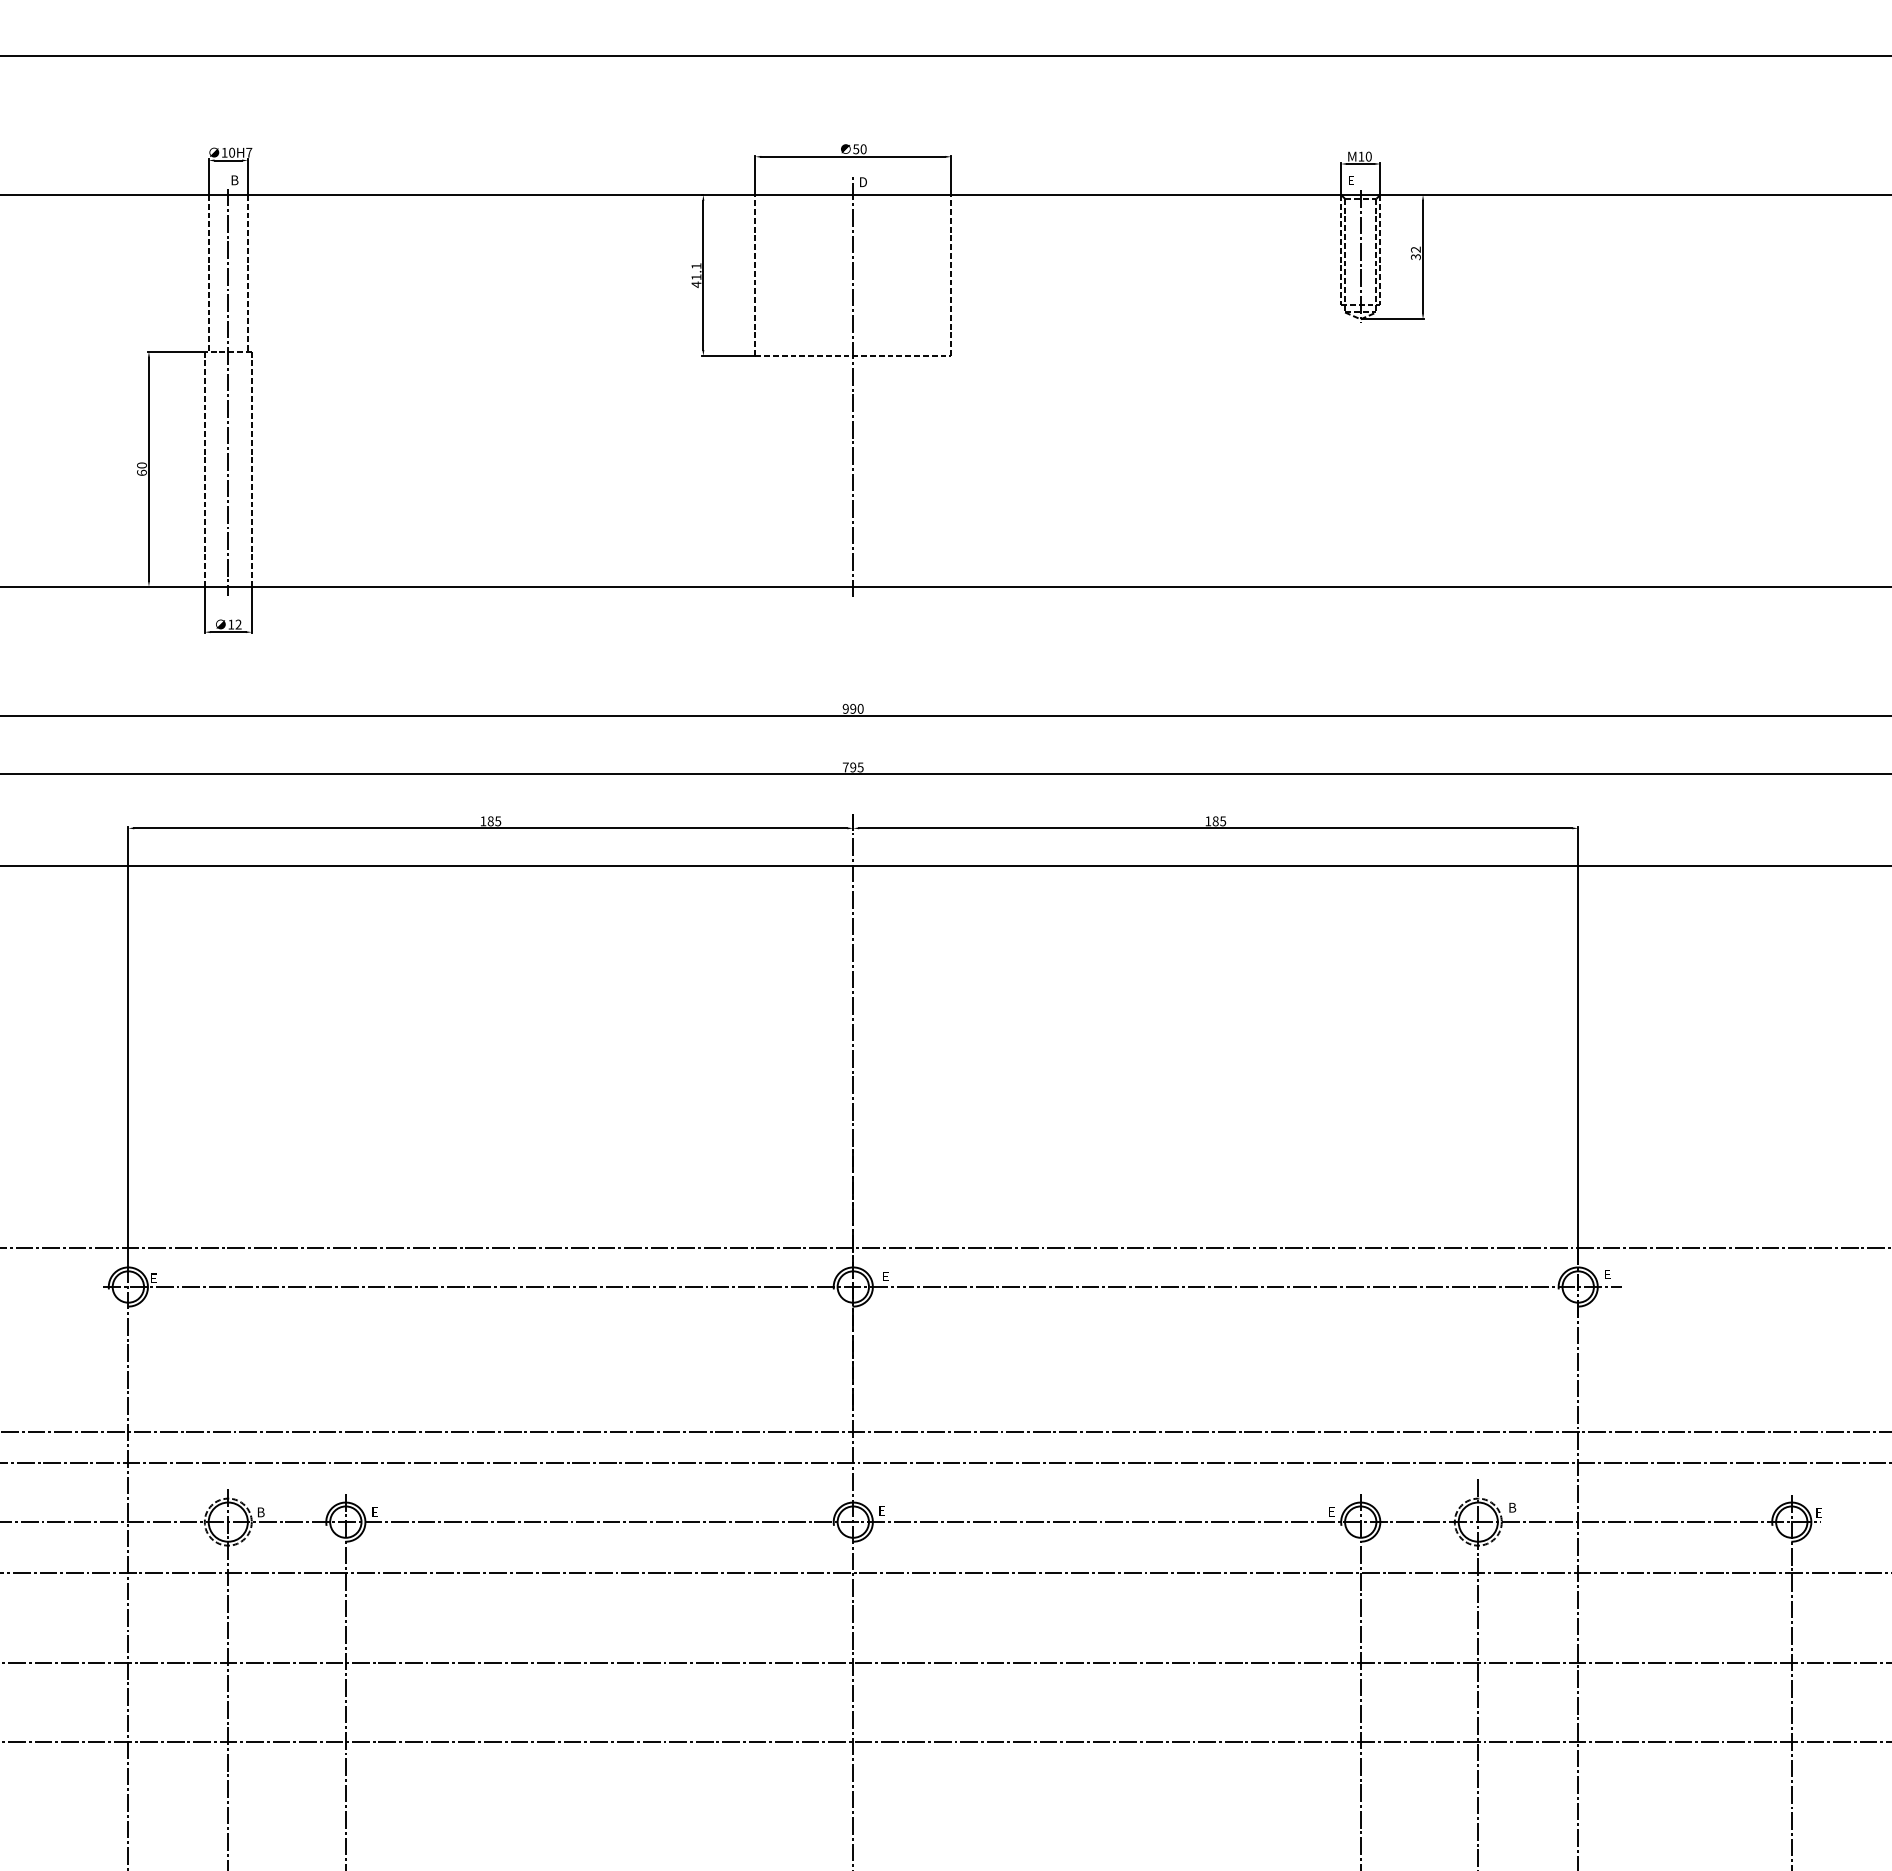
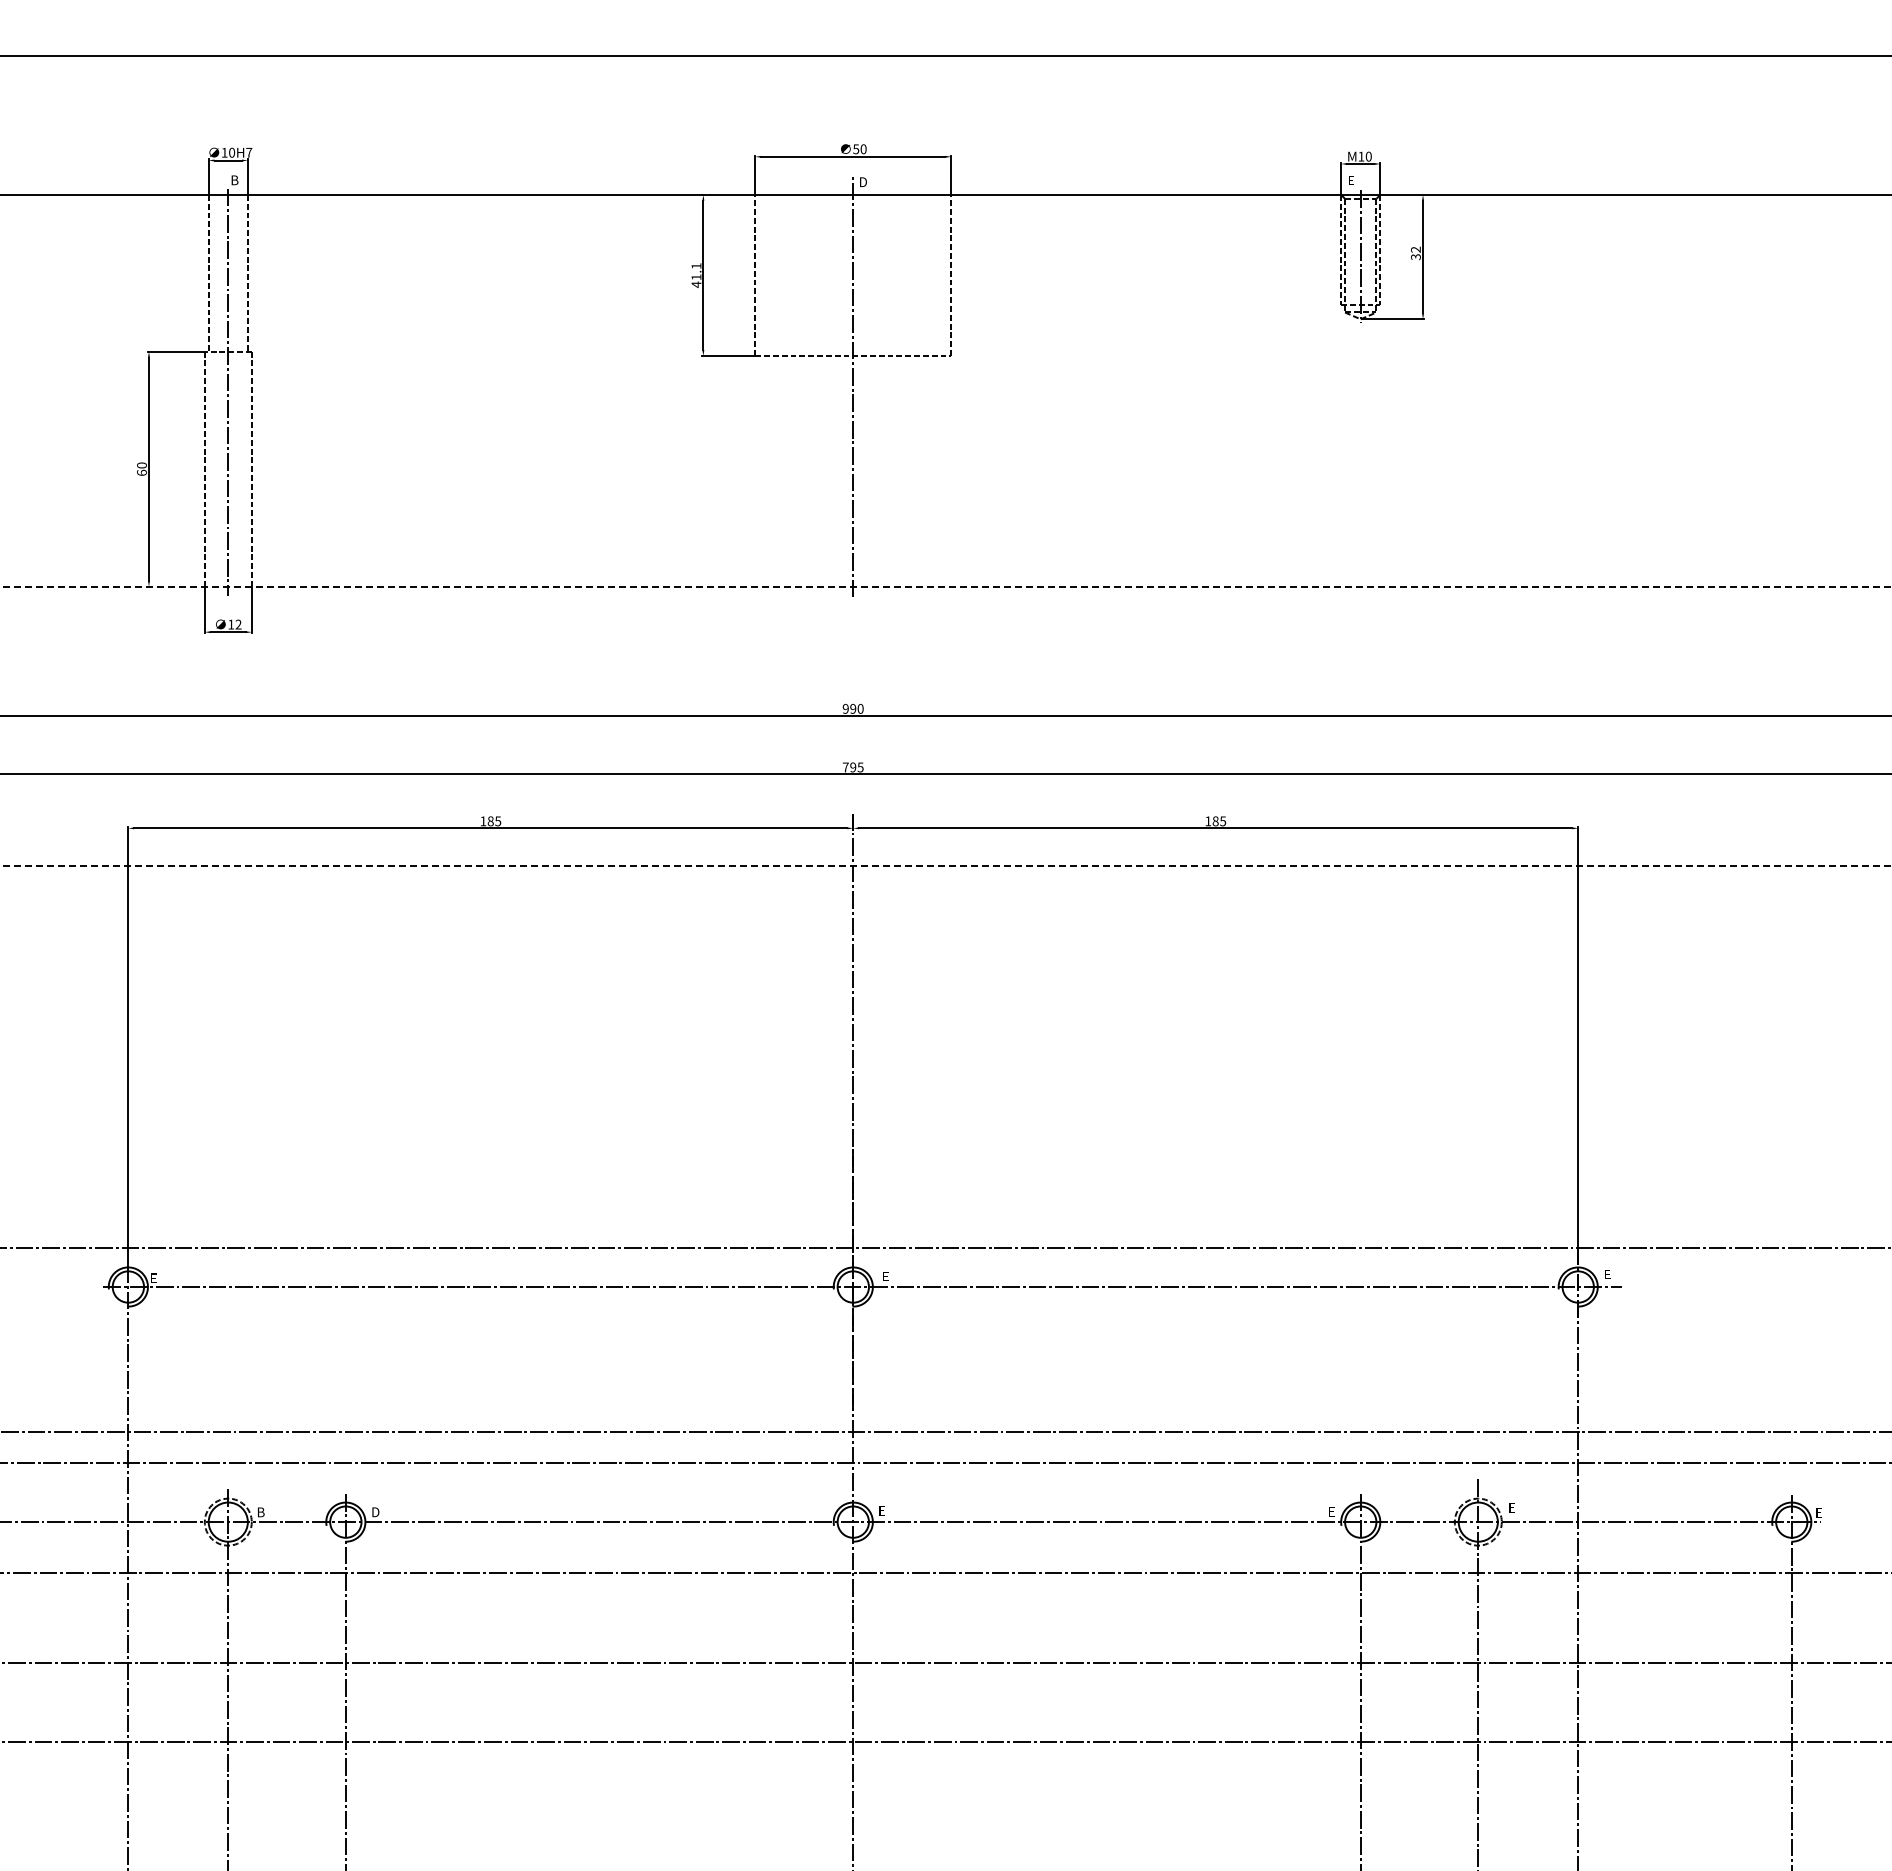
line: solid -> dashed (945, 586)
line: solid -> dashed (945, 865)
text: B -> E (1512, 1507)
text: E -> D (375, 1512)
